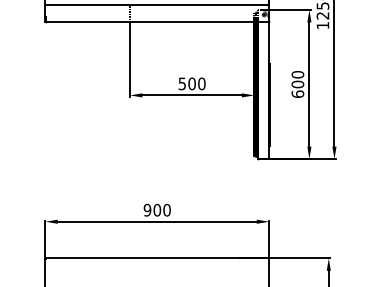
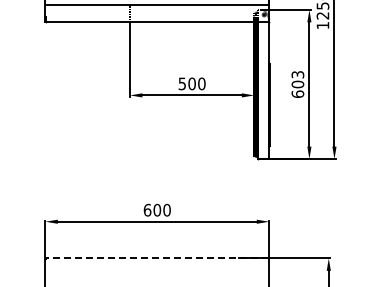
text: 600 -> 603 (297, 74)
text: 900 -> 600 (147, 209)
line: solid -> dashed (157, 258)
